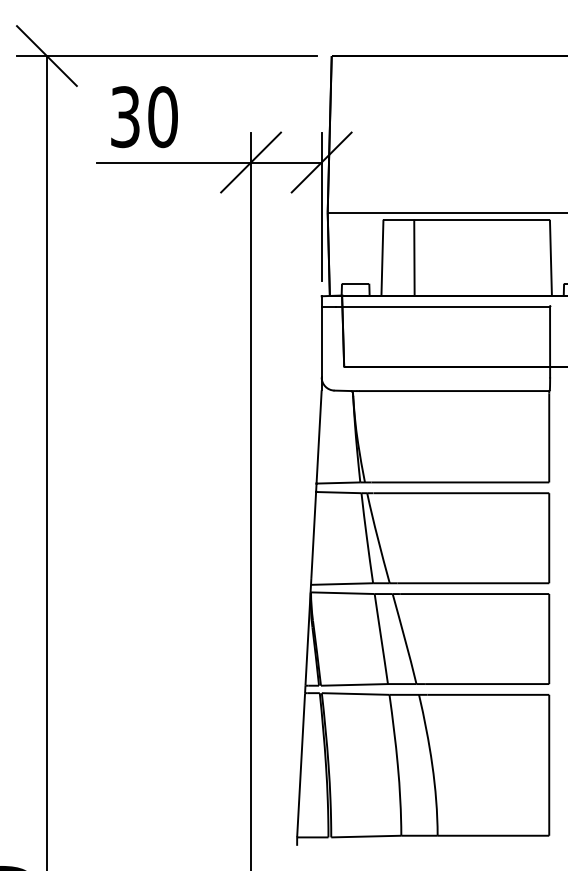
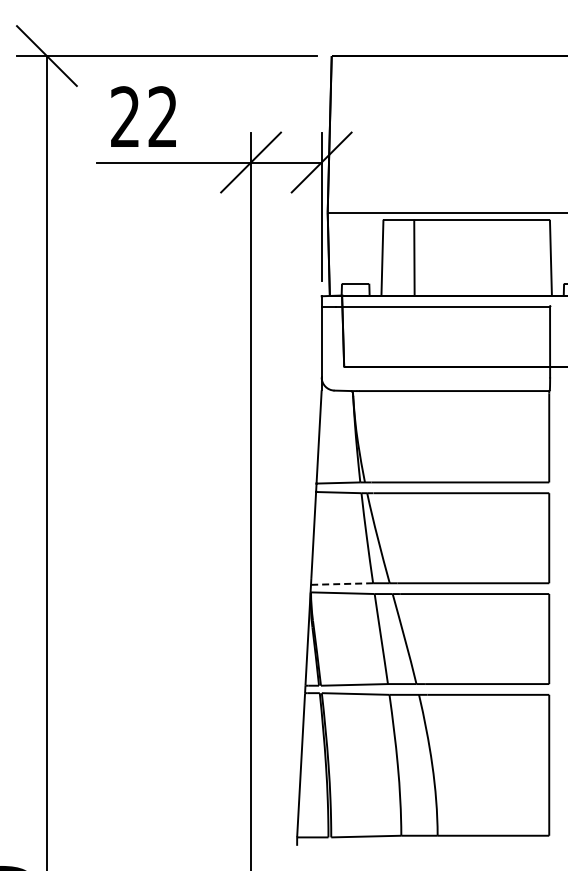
text: 30 -> 22 (144, 117)
line: solid -> dashed (341, 584)
